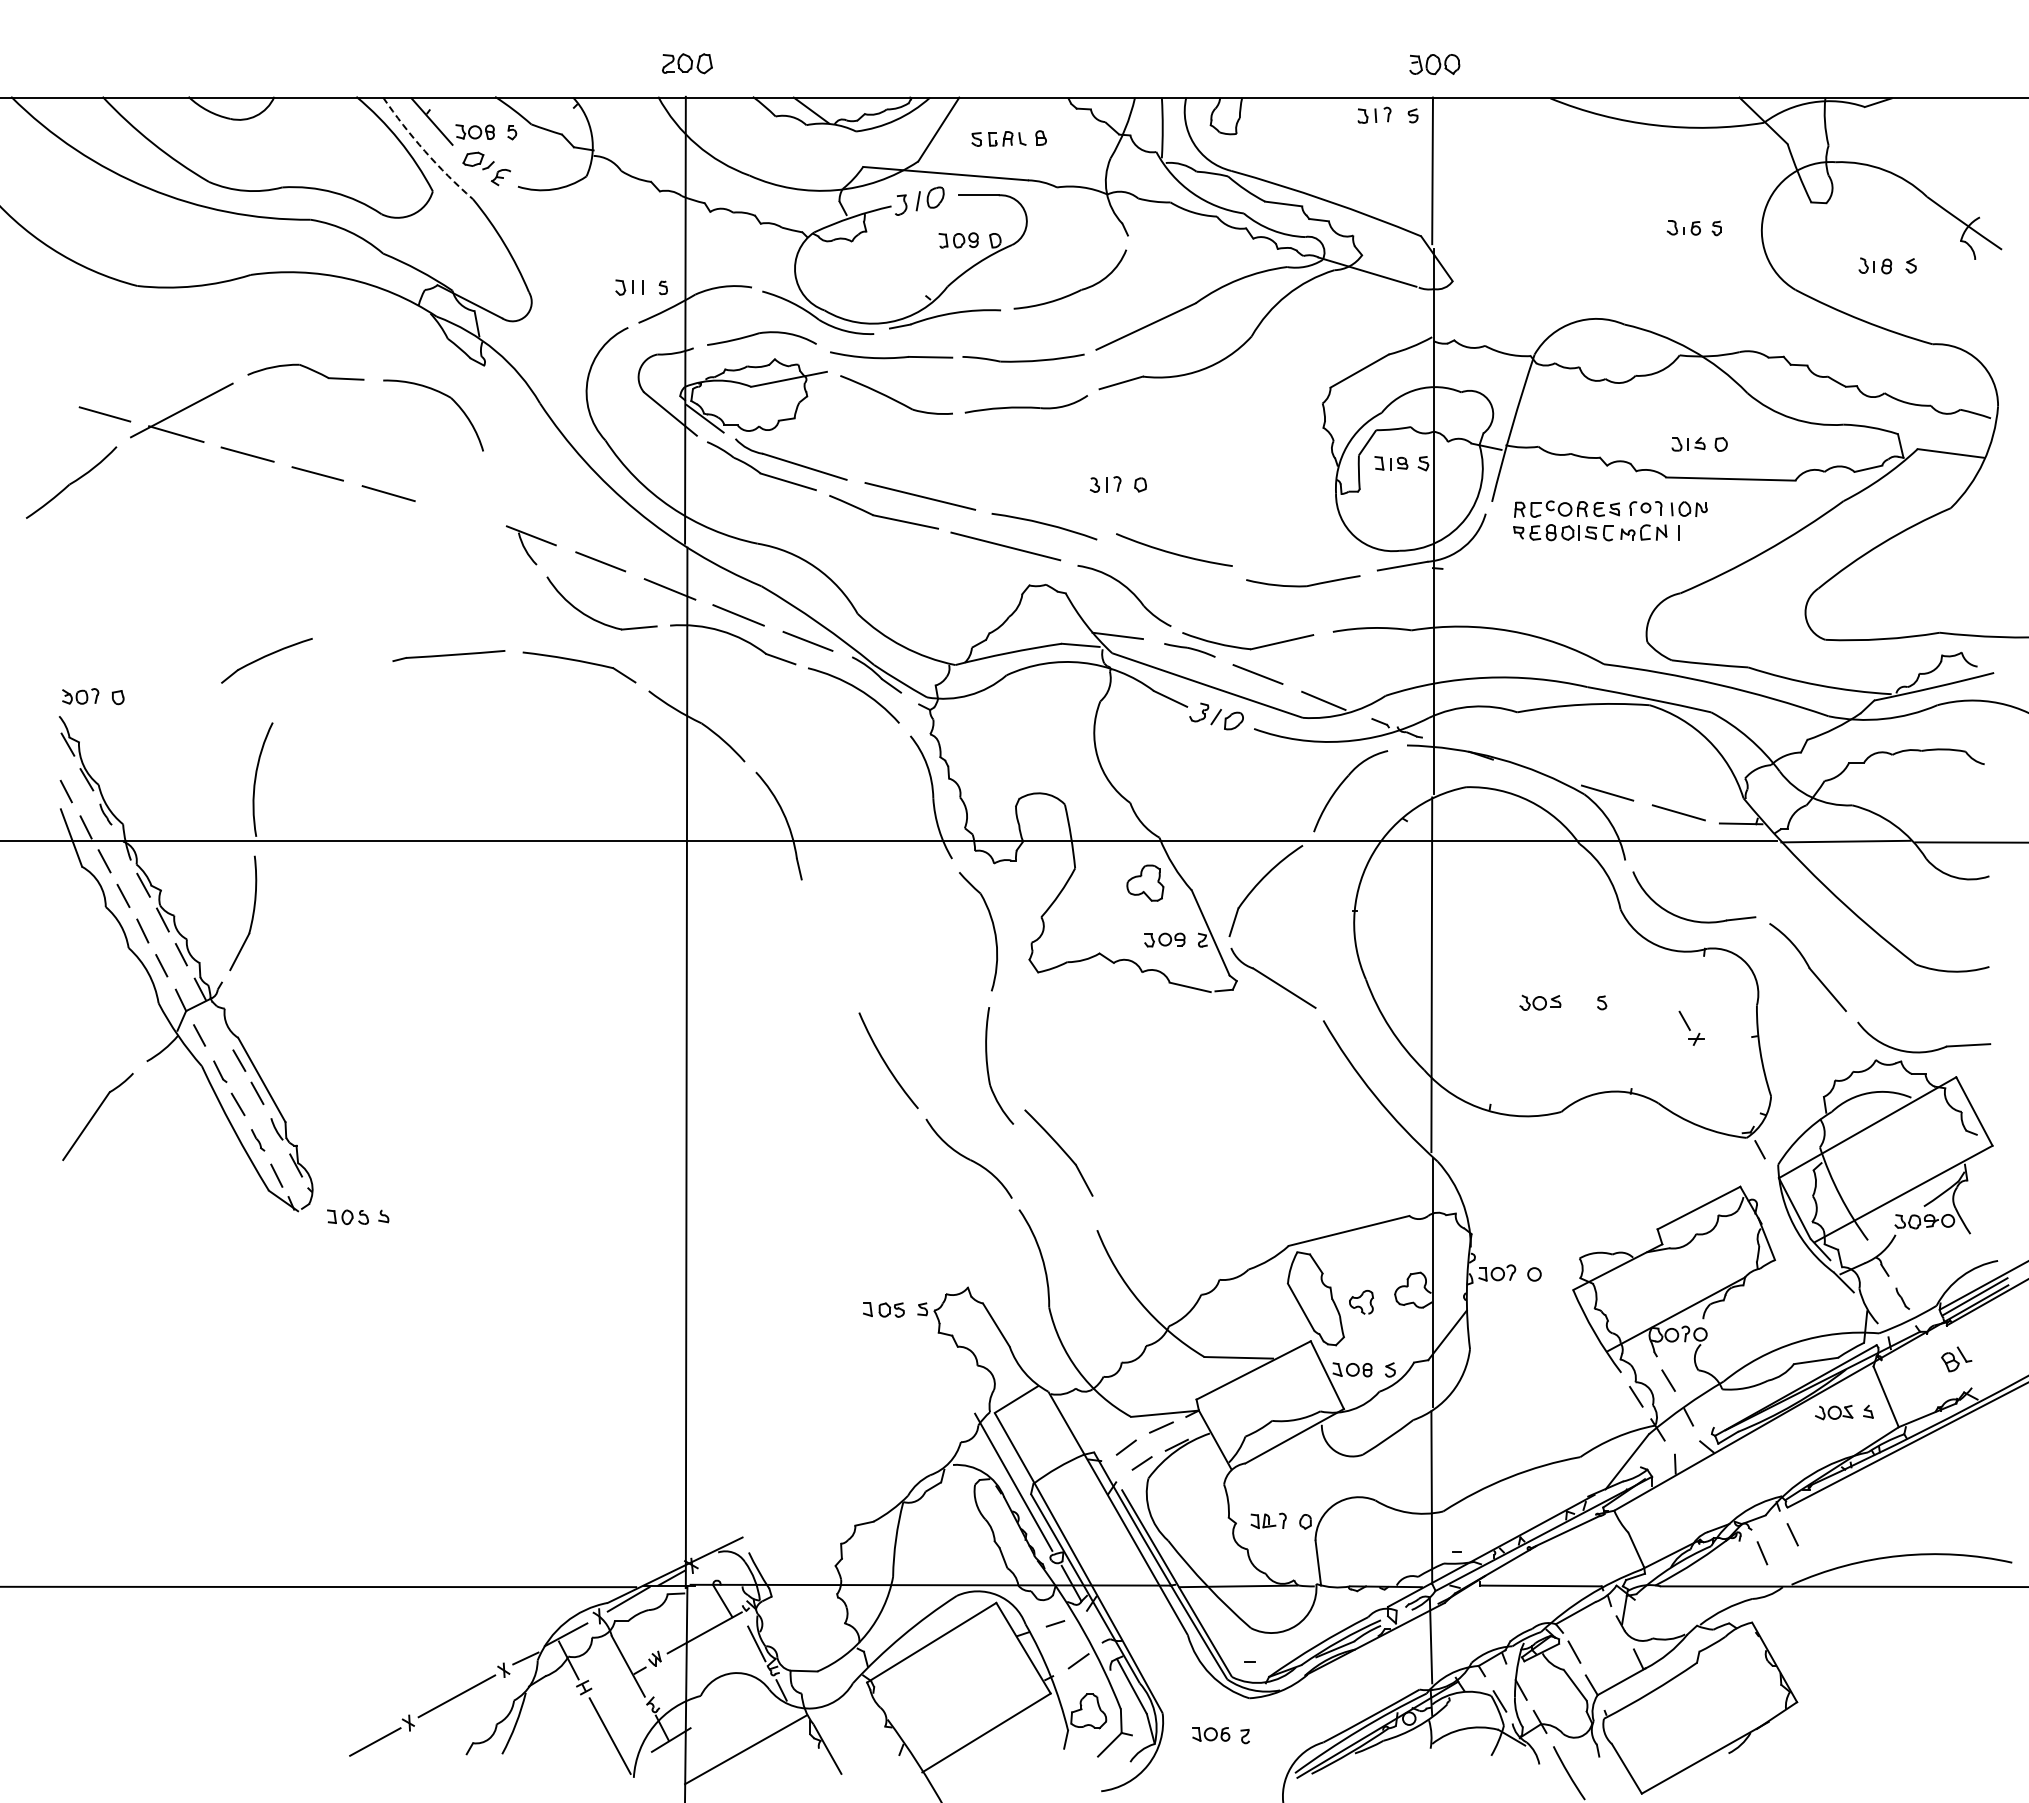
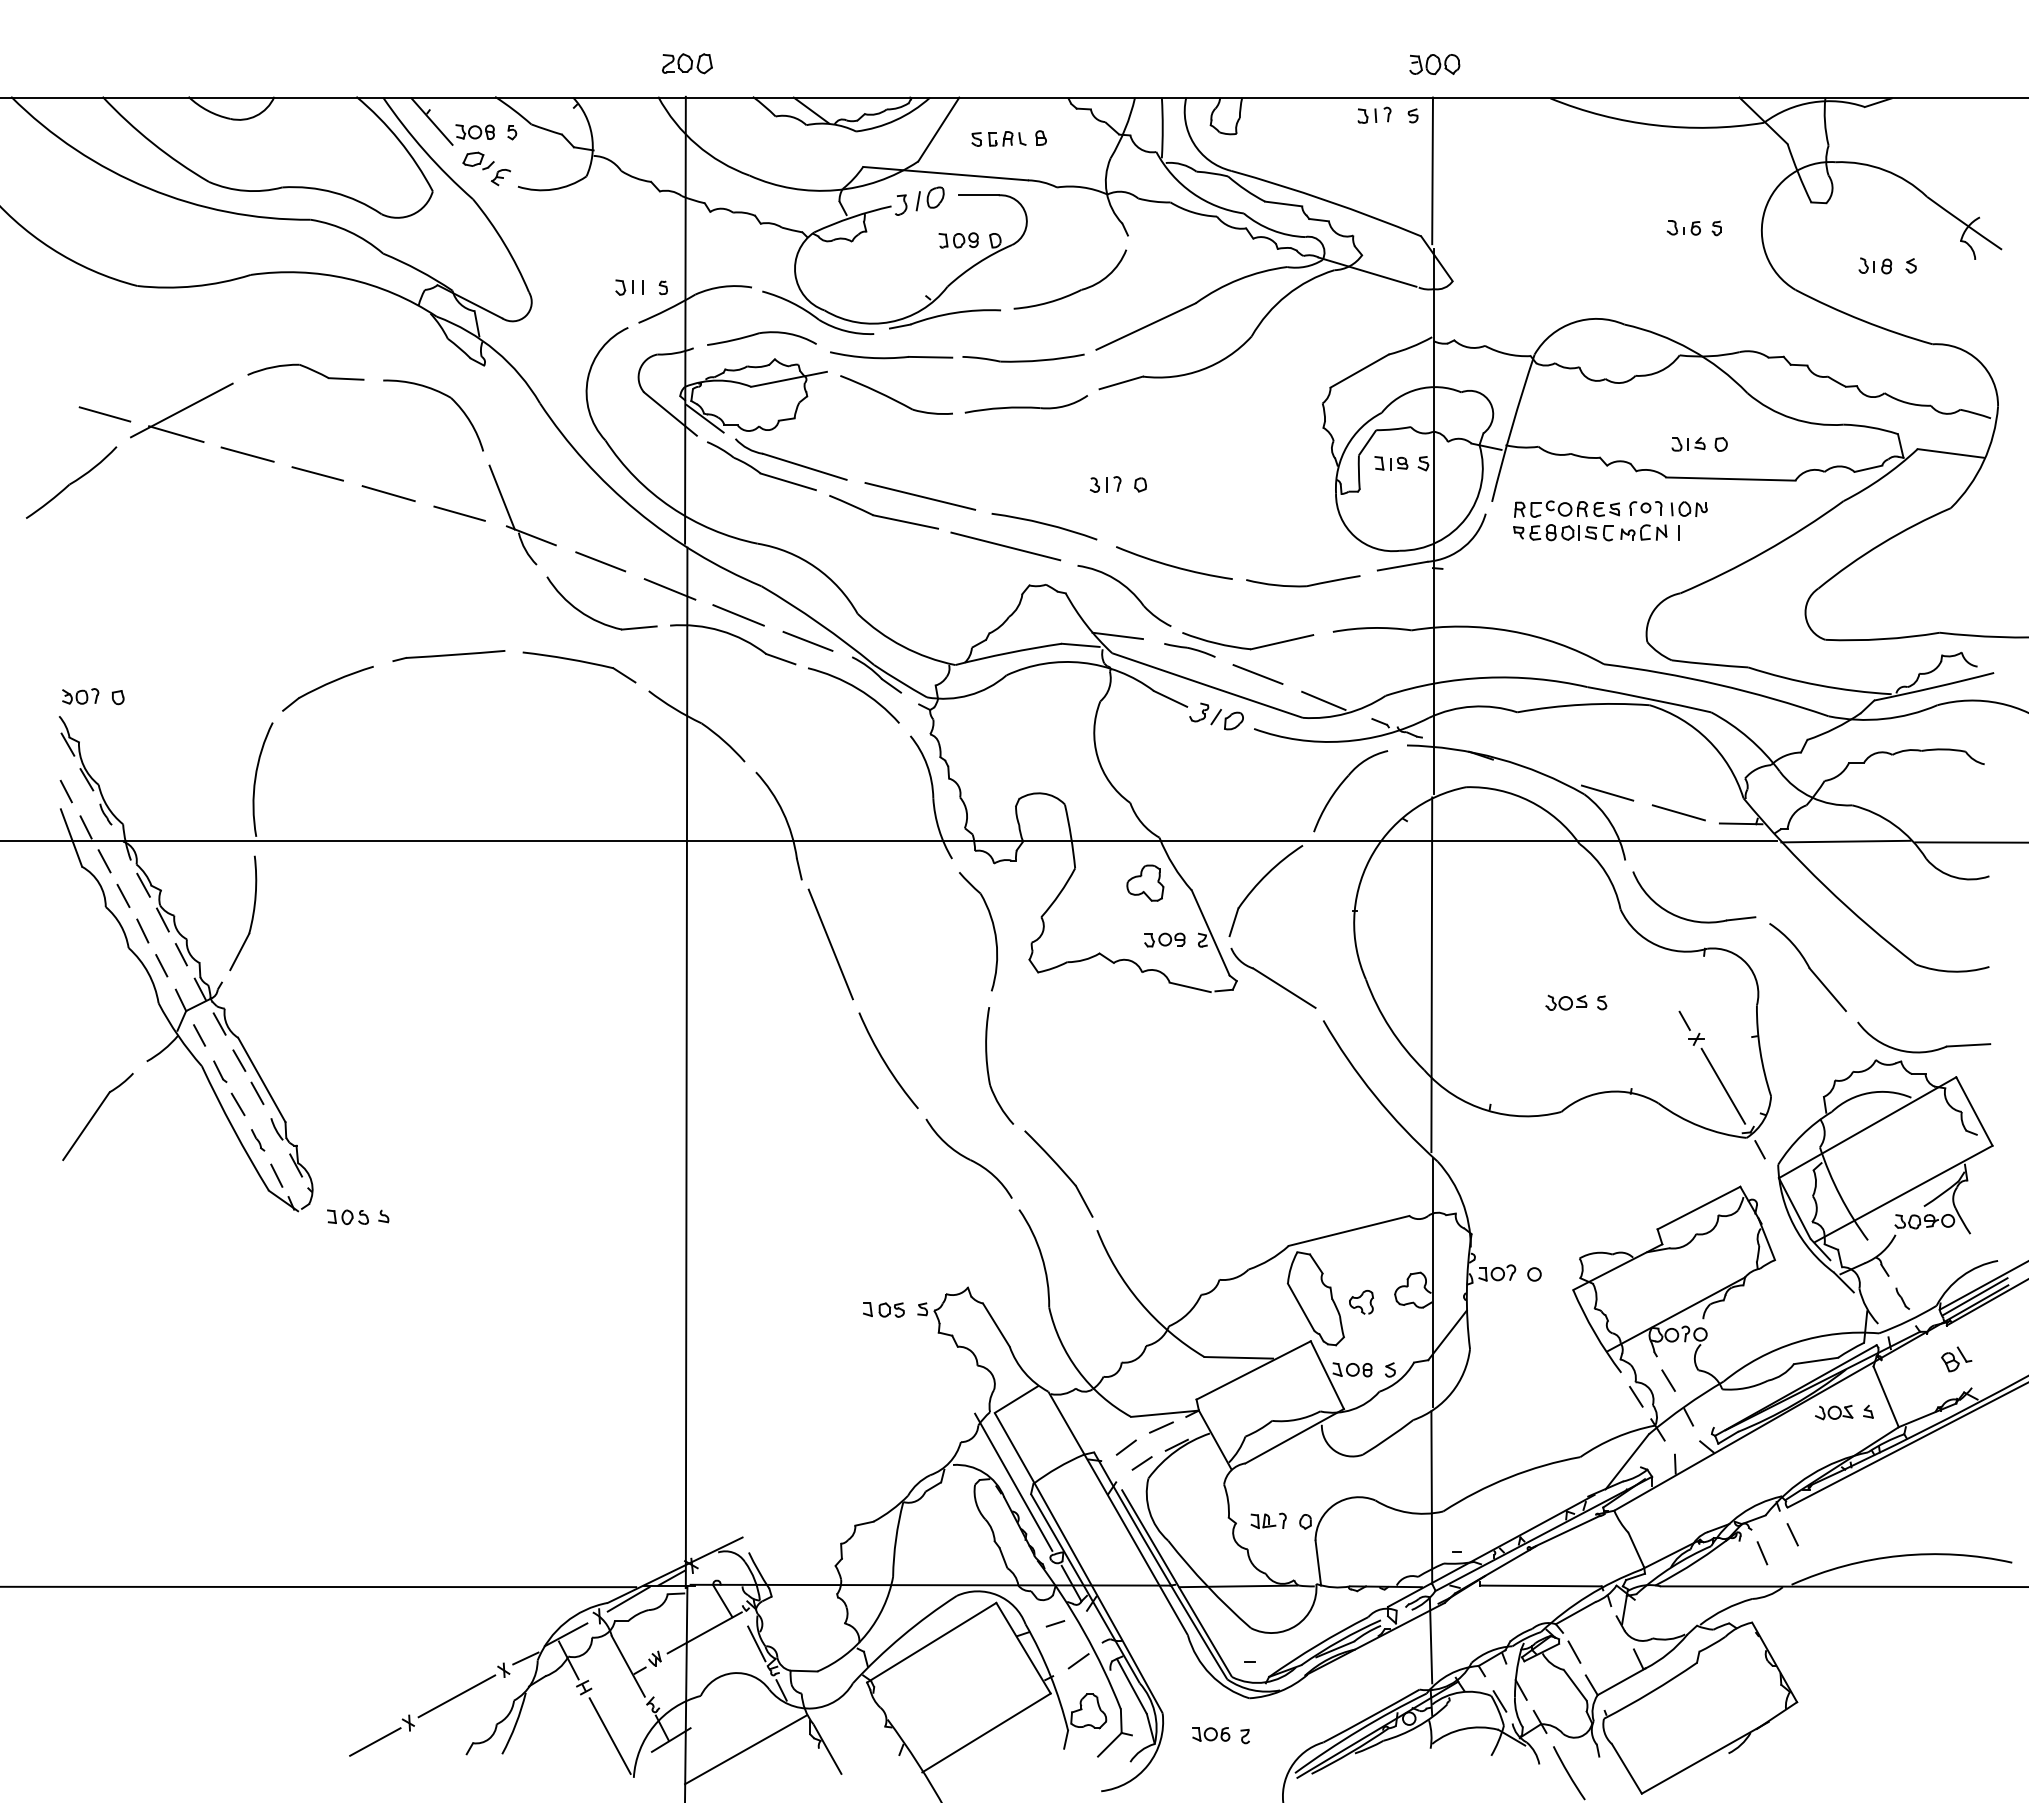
arc: dashed -> solid (424, 151)
line: none -> present (501, 497)
line: none -> present (459, 513)
arc position: (1174, 552) -> (1174, 565) (1174, 565)
part position: (266, 660) -> (327, 688) (327, 688)
line: none -> present (830, 944)
part position: (1540, 1002) -> (1566, 1002) (1566, 1002)
line: none -> present (219, 1023)
line: none -> present (1723, 1085)
part position: (1058, 1152) -> (1058, 1173) (1058, 1173)
